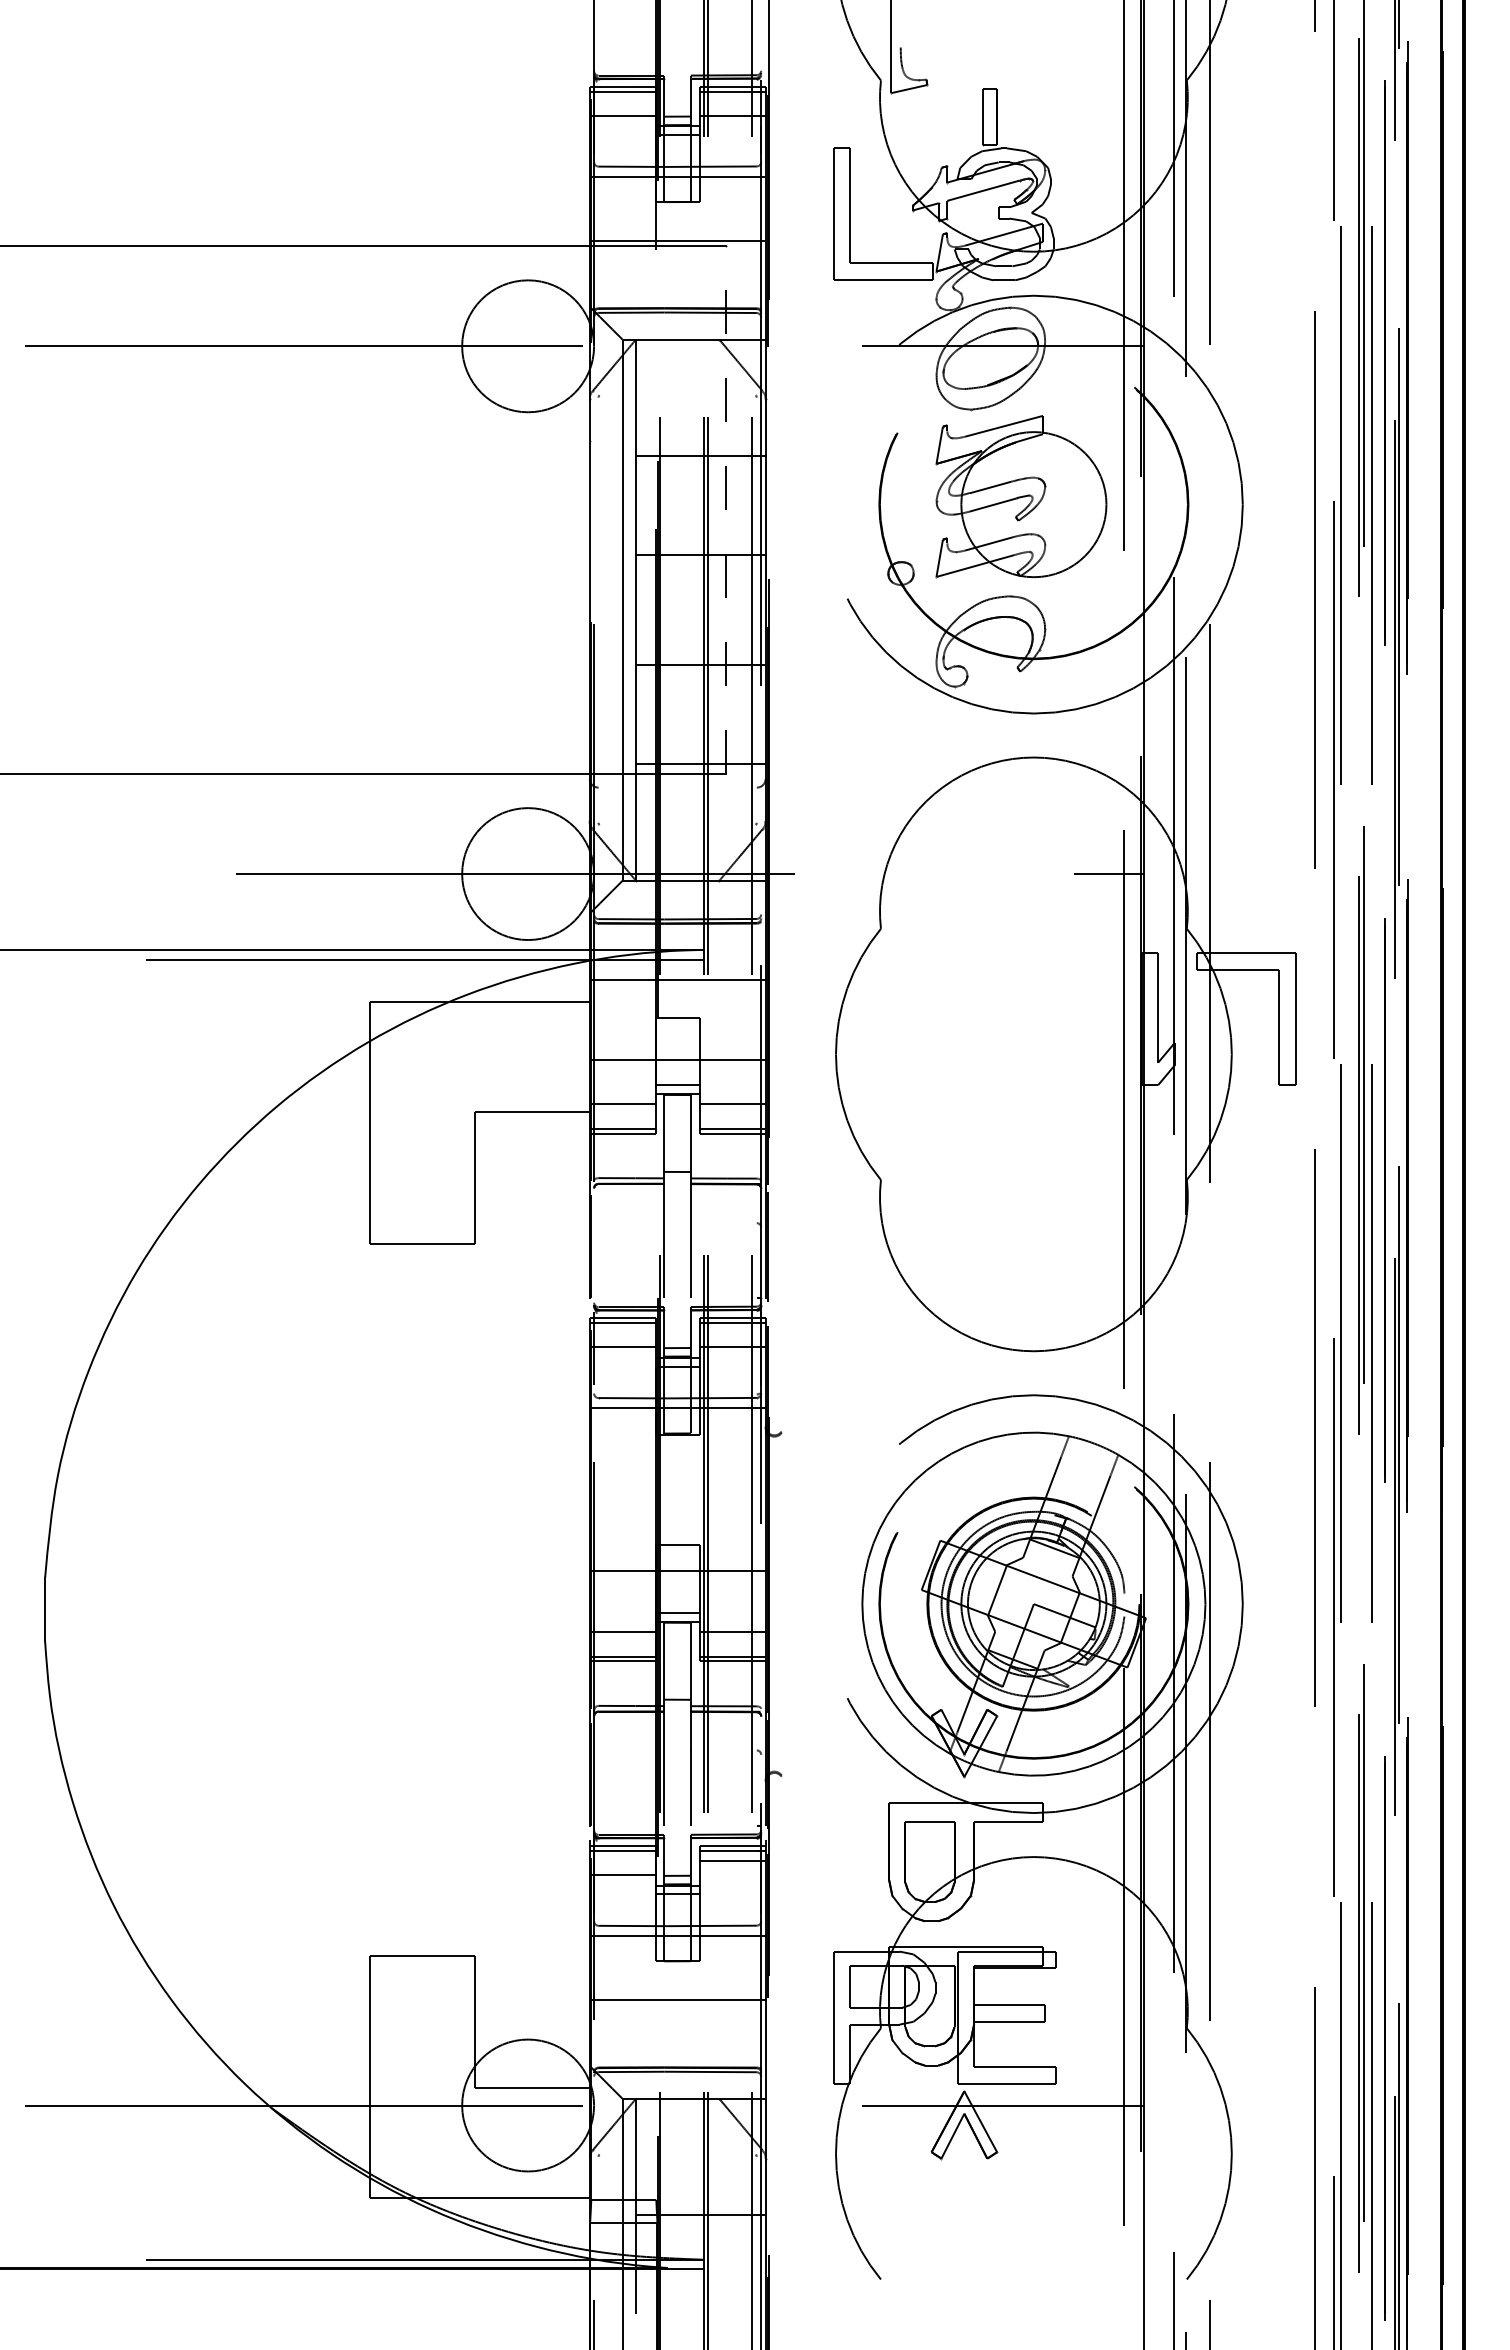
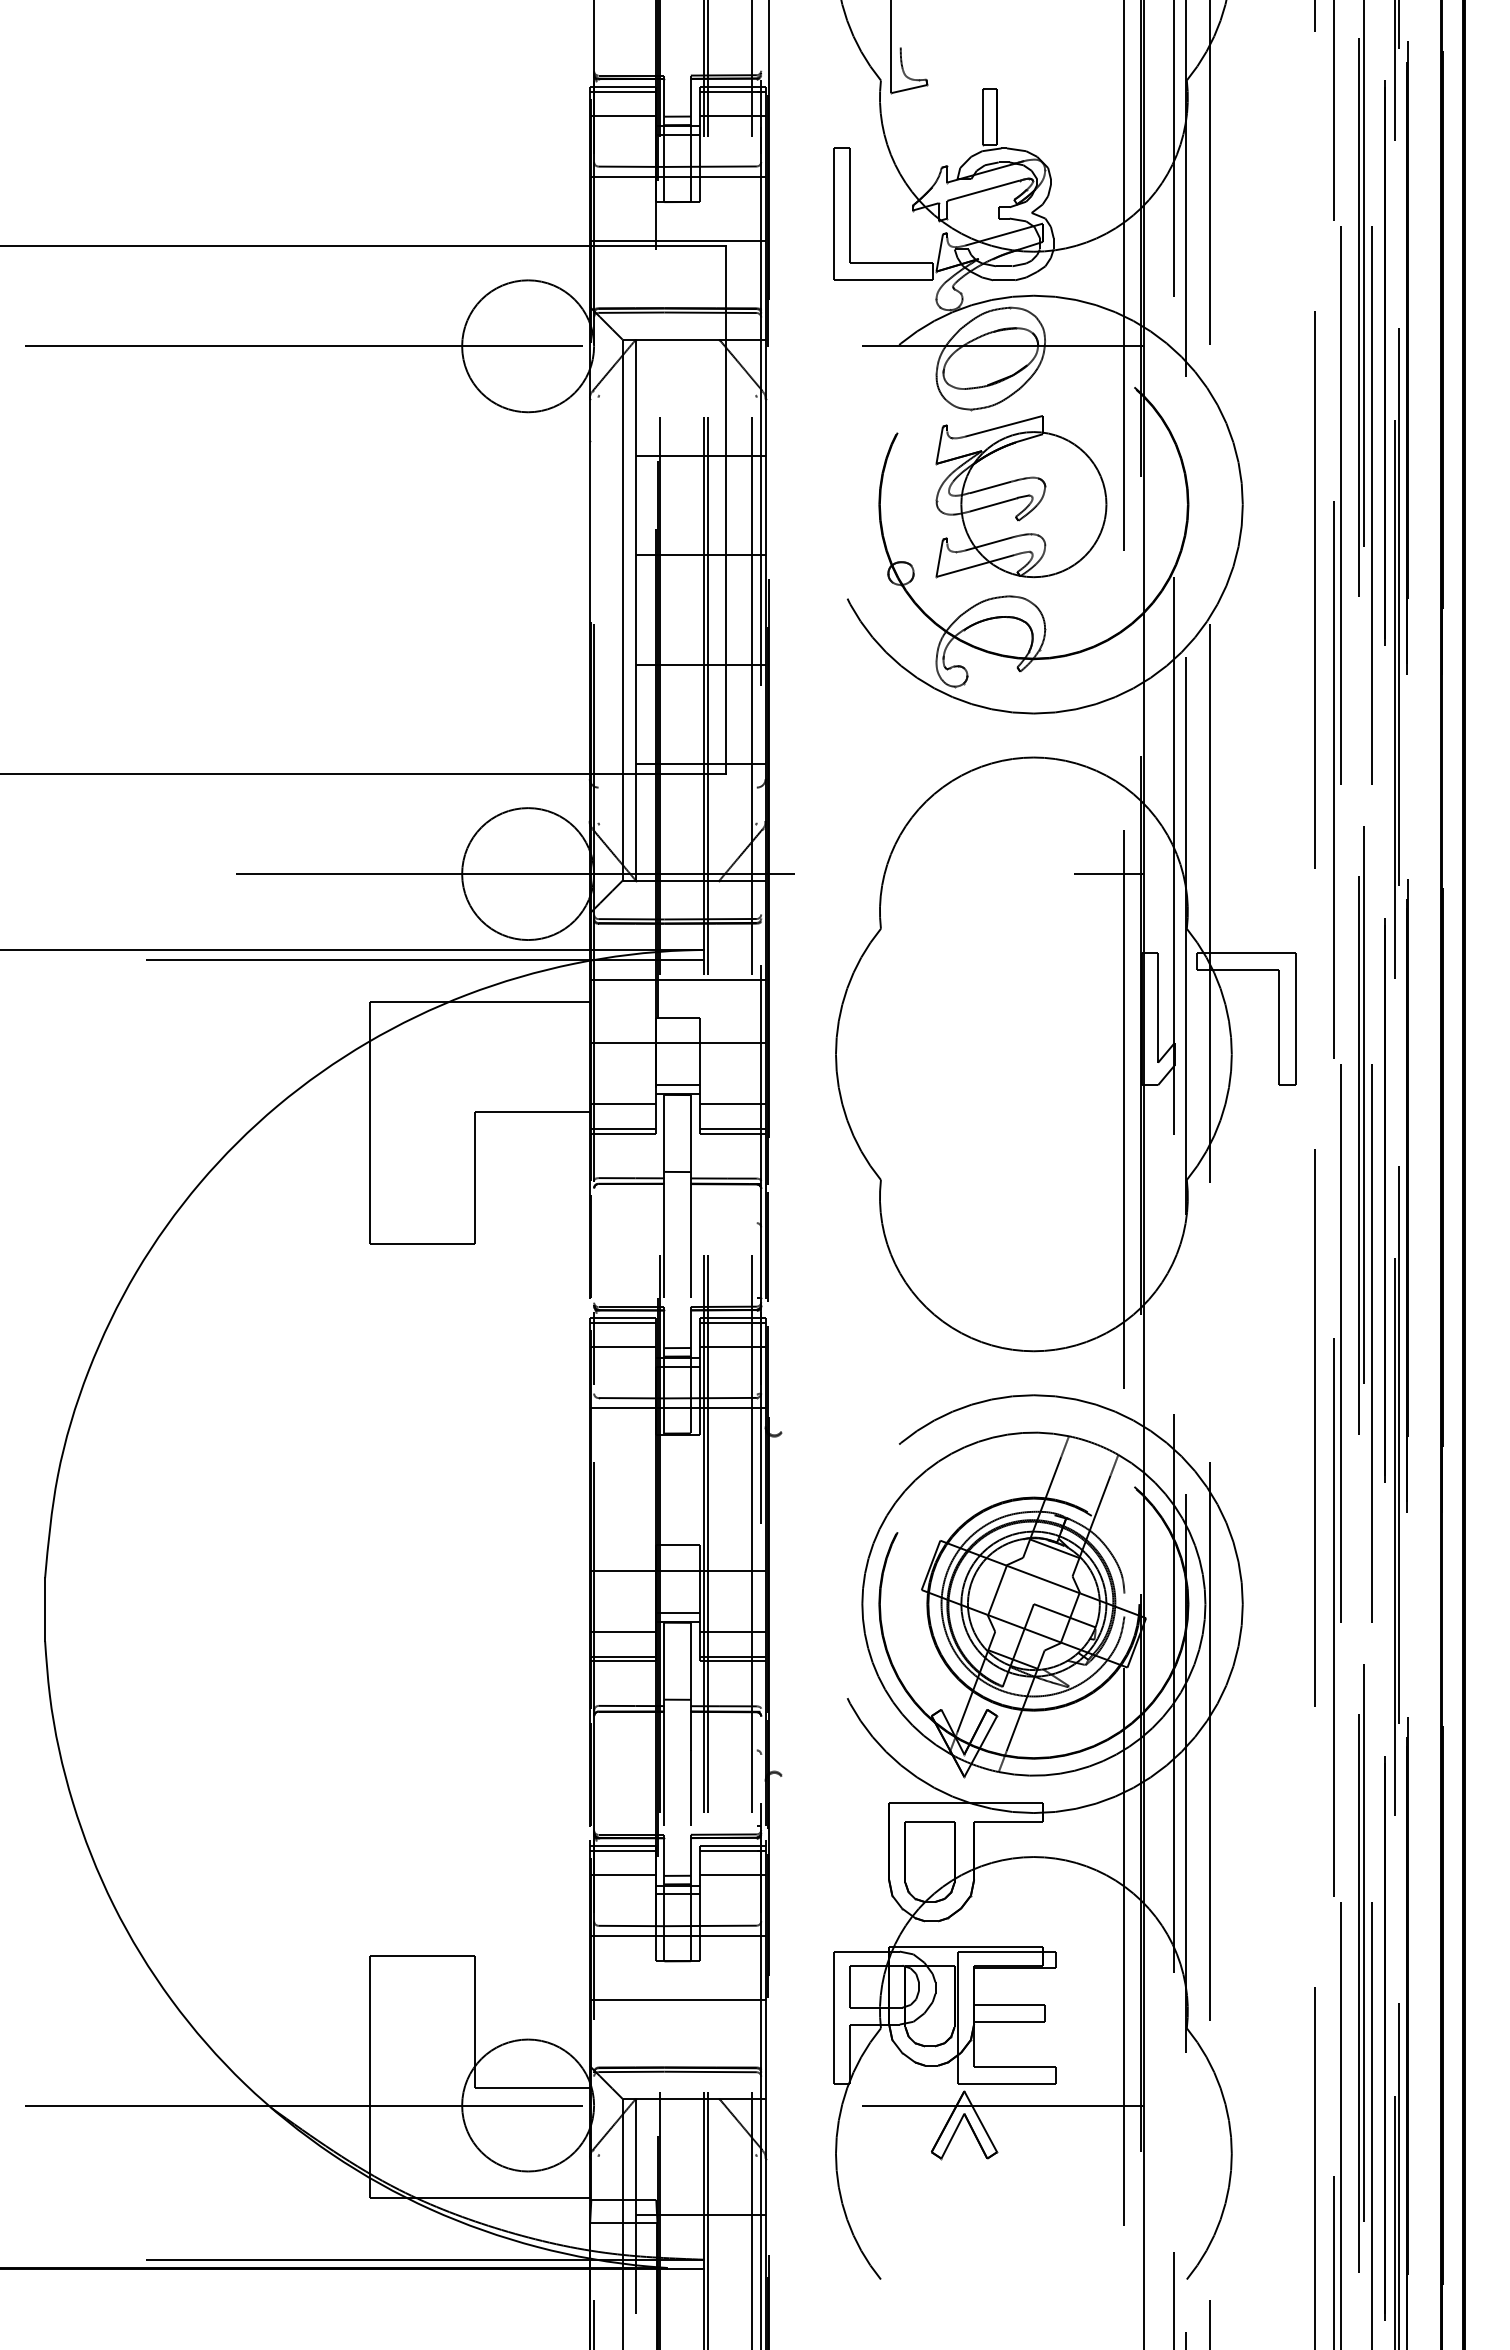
line: dashed -> solid (726, 510)
line position: (677, 1060) -> (677, 1043) (677, 1043)
line position: (732, 1861) -> (732, 1875) (732, 1875)
